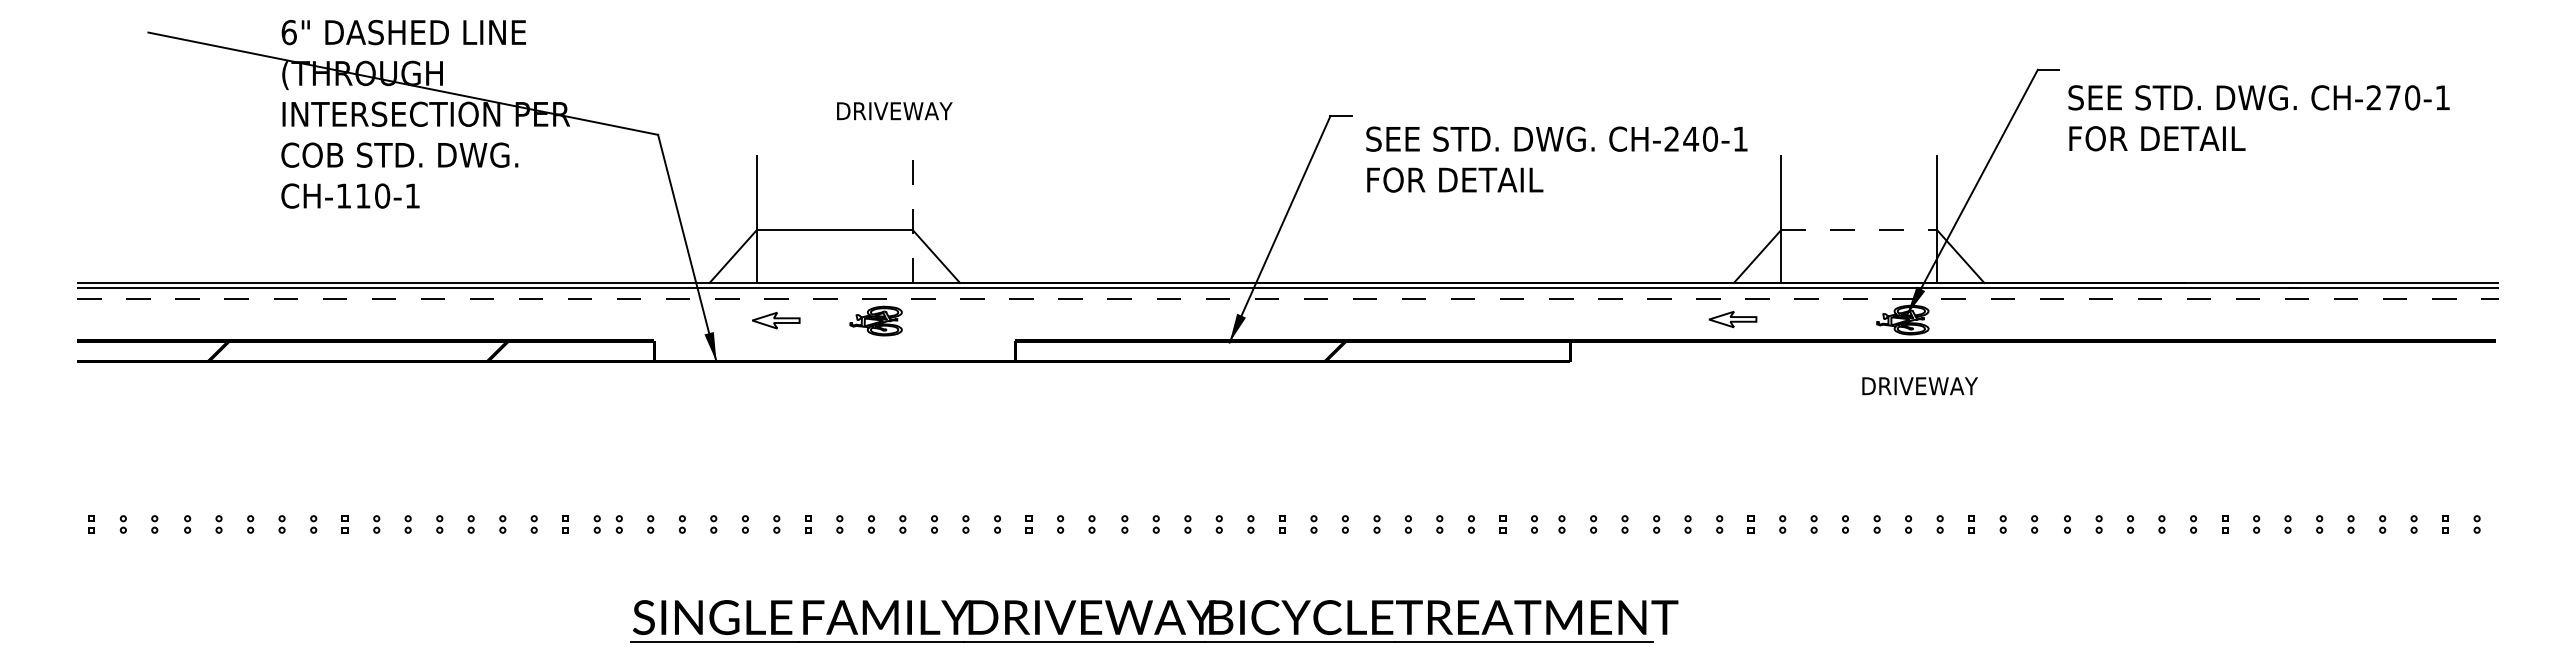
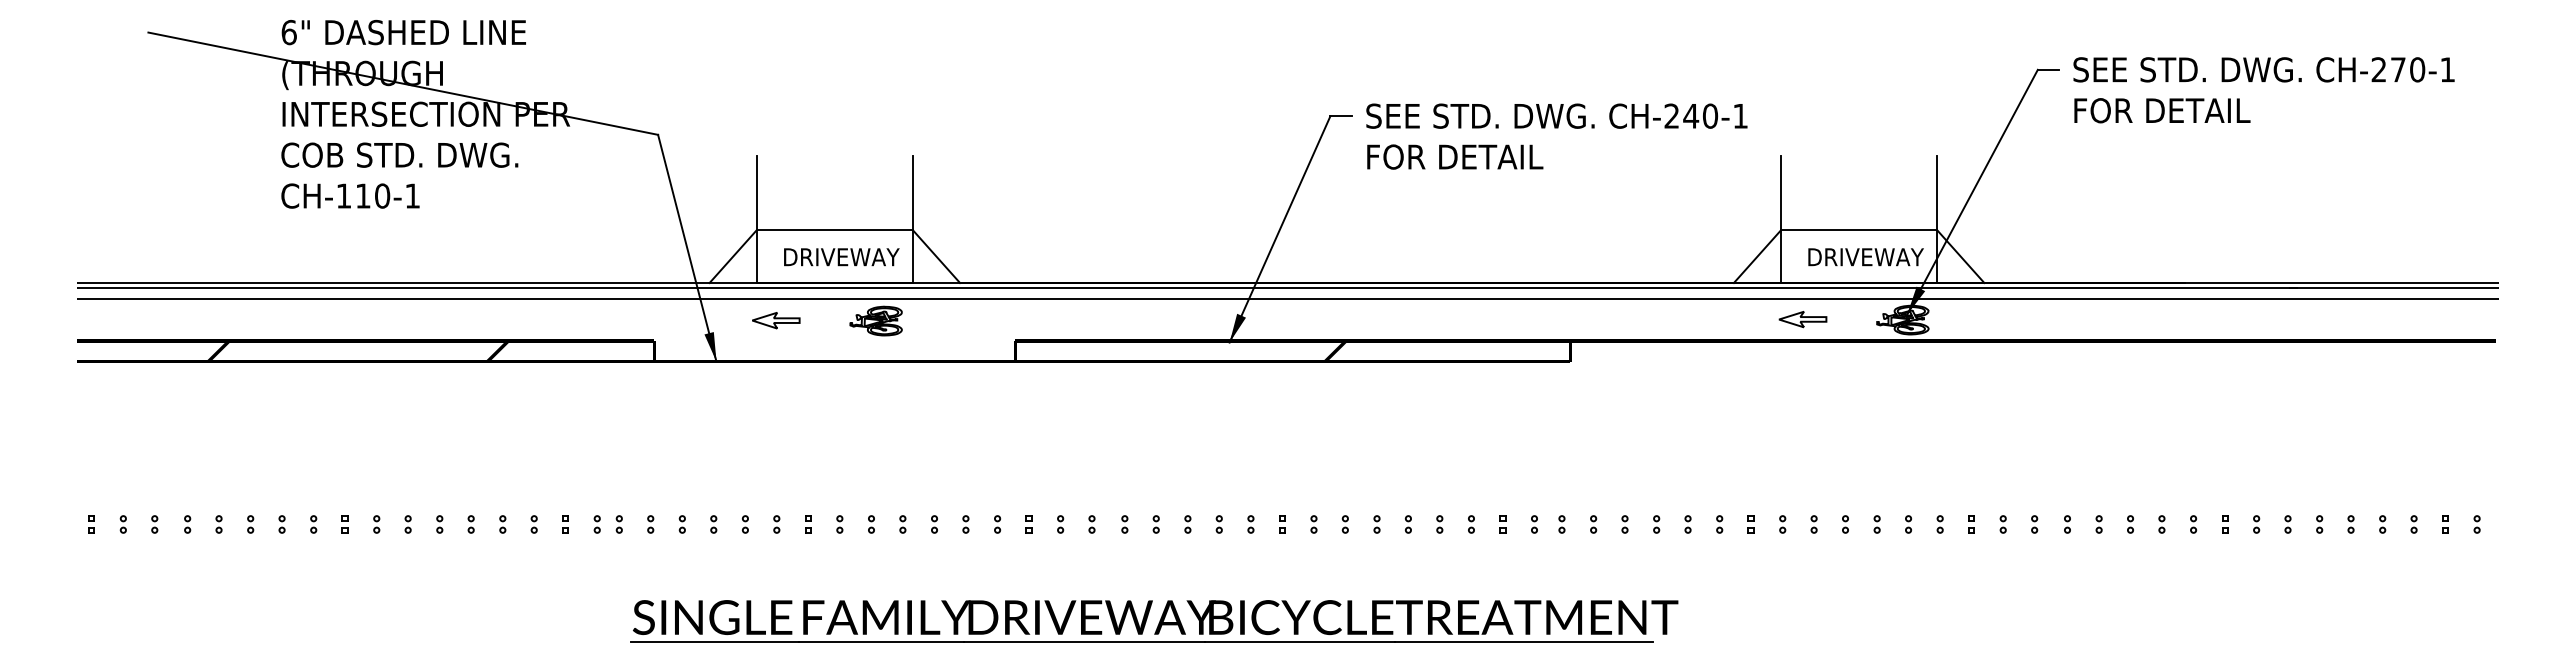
text position: (894, 111) -> (841, 257) (841, 257)
text position: (2258, 118) -> (2263, 90) (2263, 90)
text position: (1556, 159) -> (1556, 136) (1556, 136)
line: dashed -> solid (912, 219)
line: dashed -> solid (1859, 230)
line: dashed -> solid (1287, 298)
part position: (1732, 319) -> (1802, 319) (1802, 319)
text position: (1919, 386) -> (1865, 257) (1865, 257)
